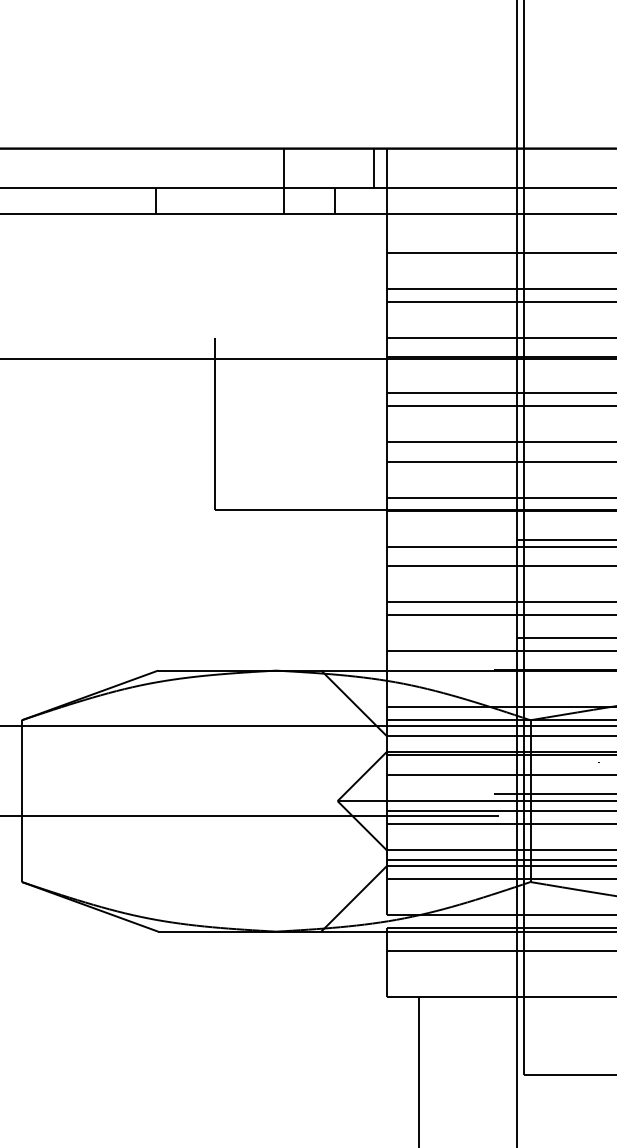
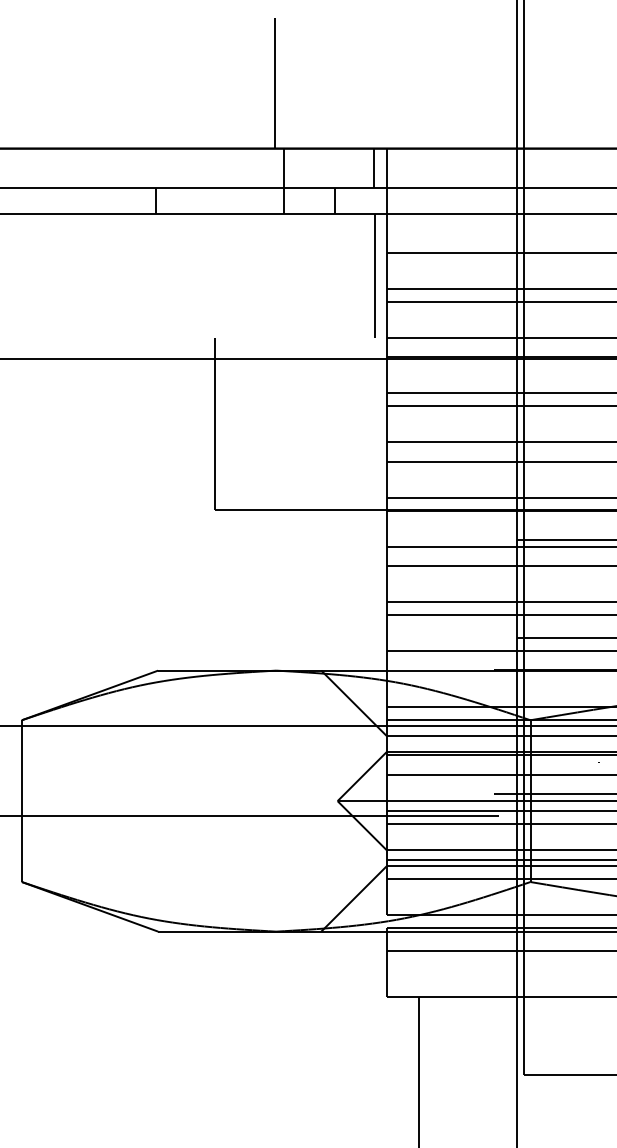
line: none -> present (275, 83)
line: none -> present (375, 275)
